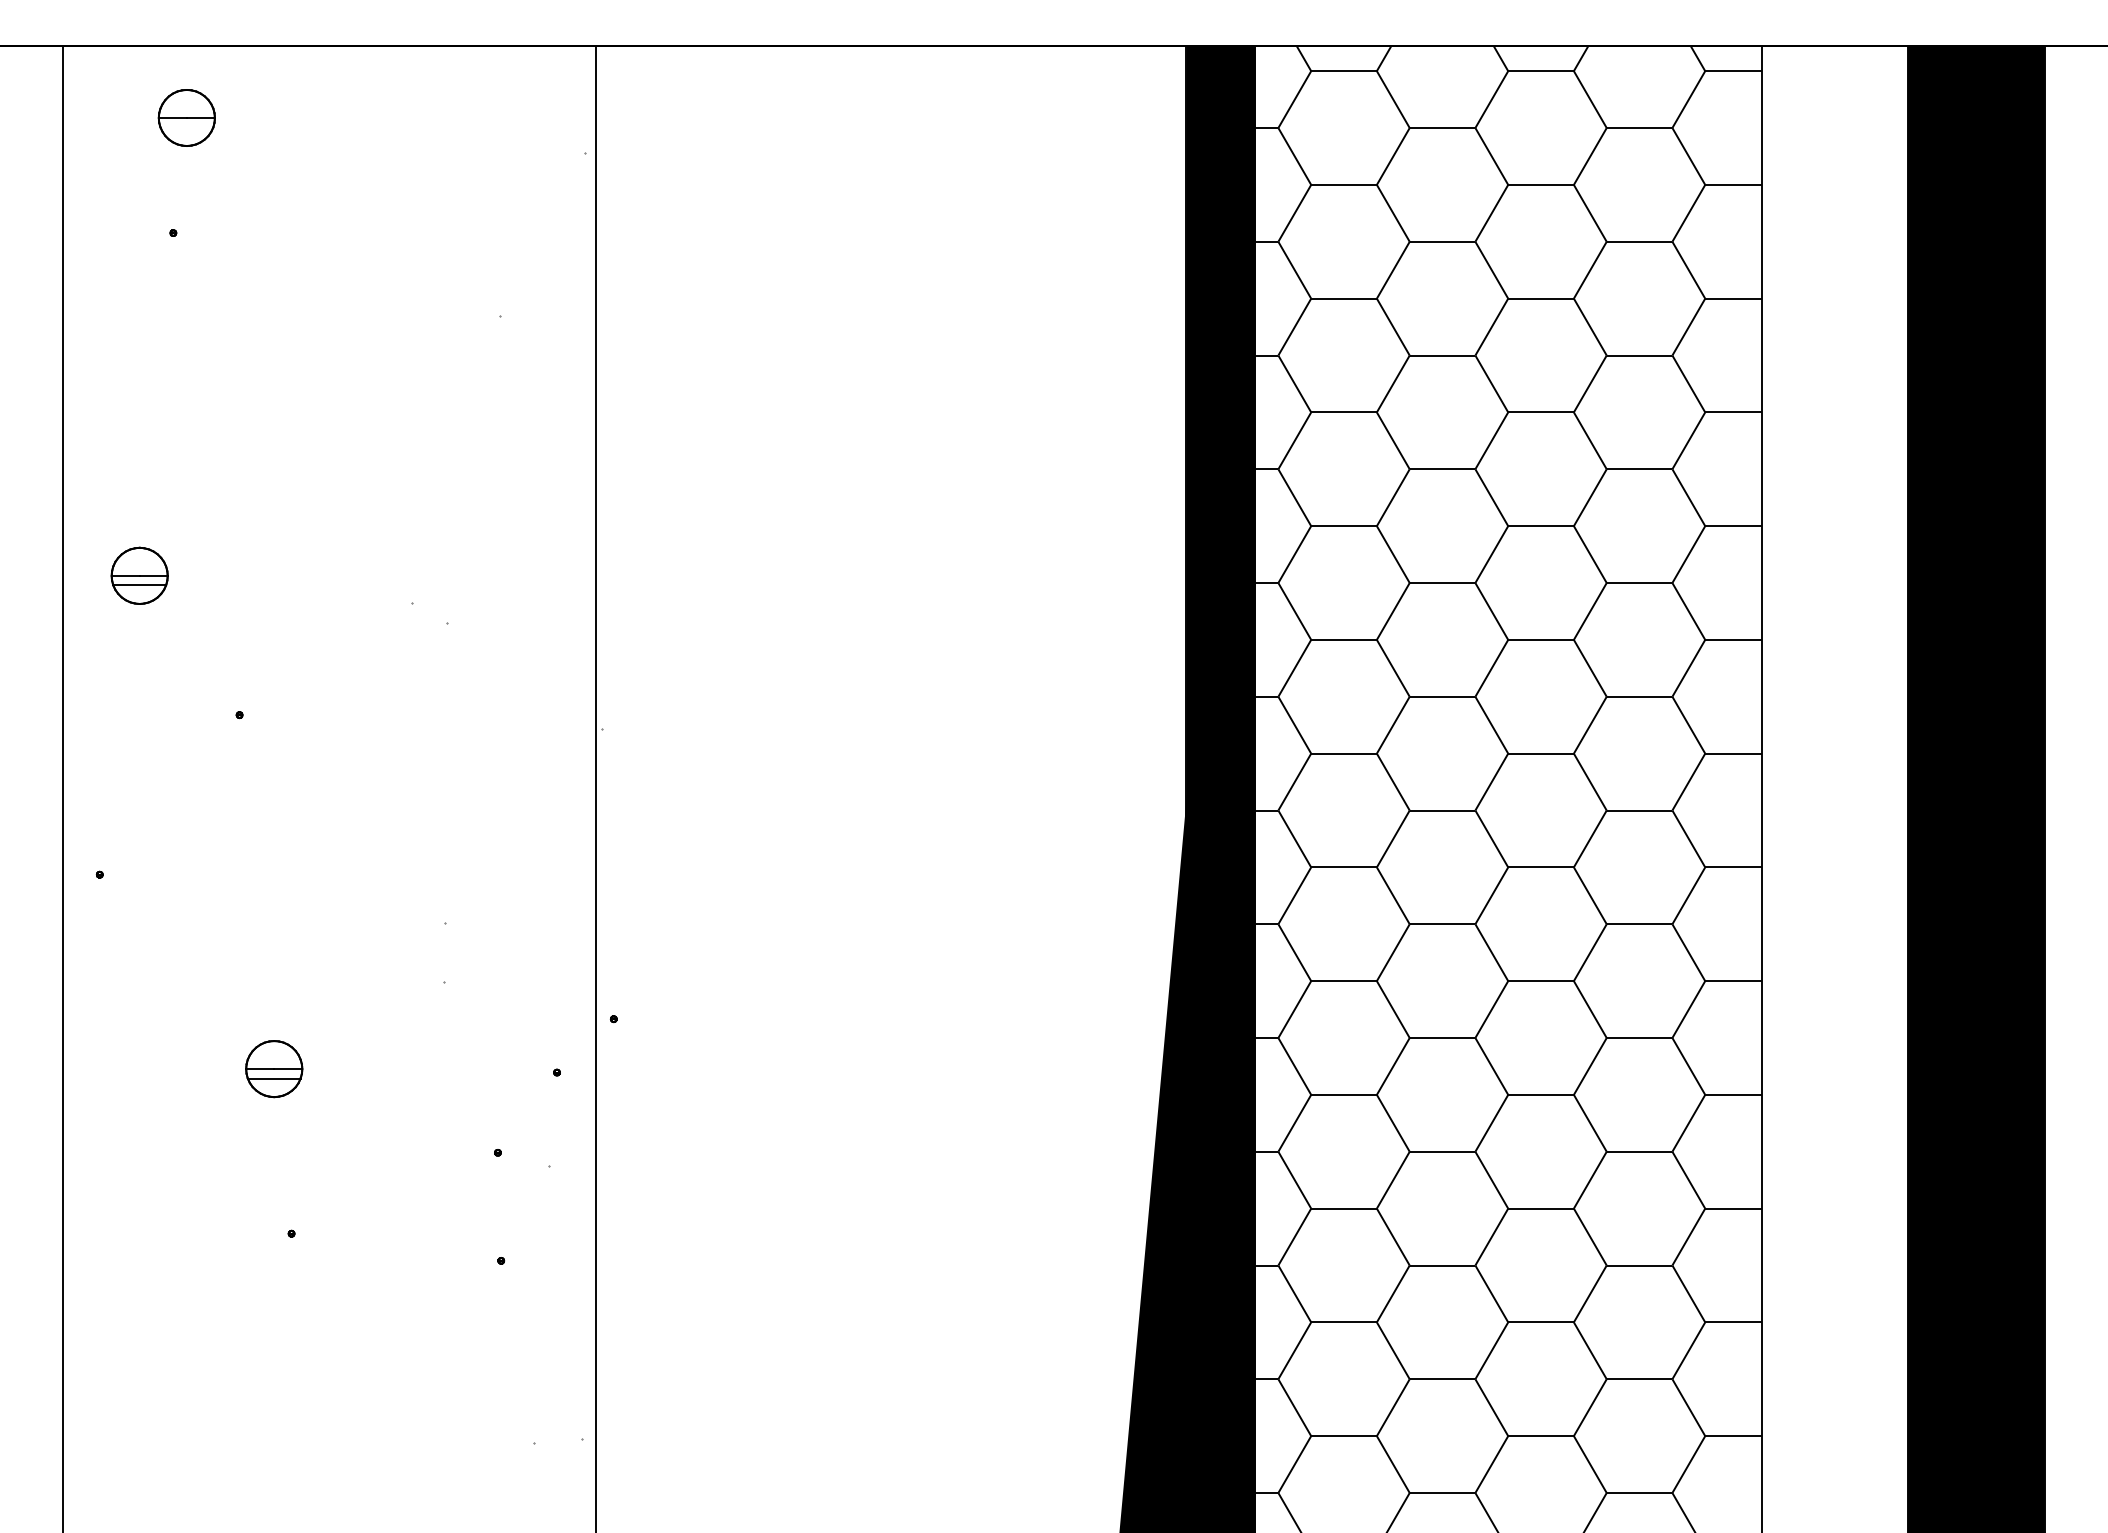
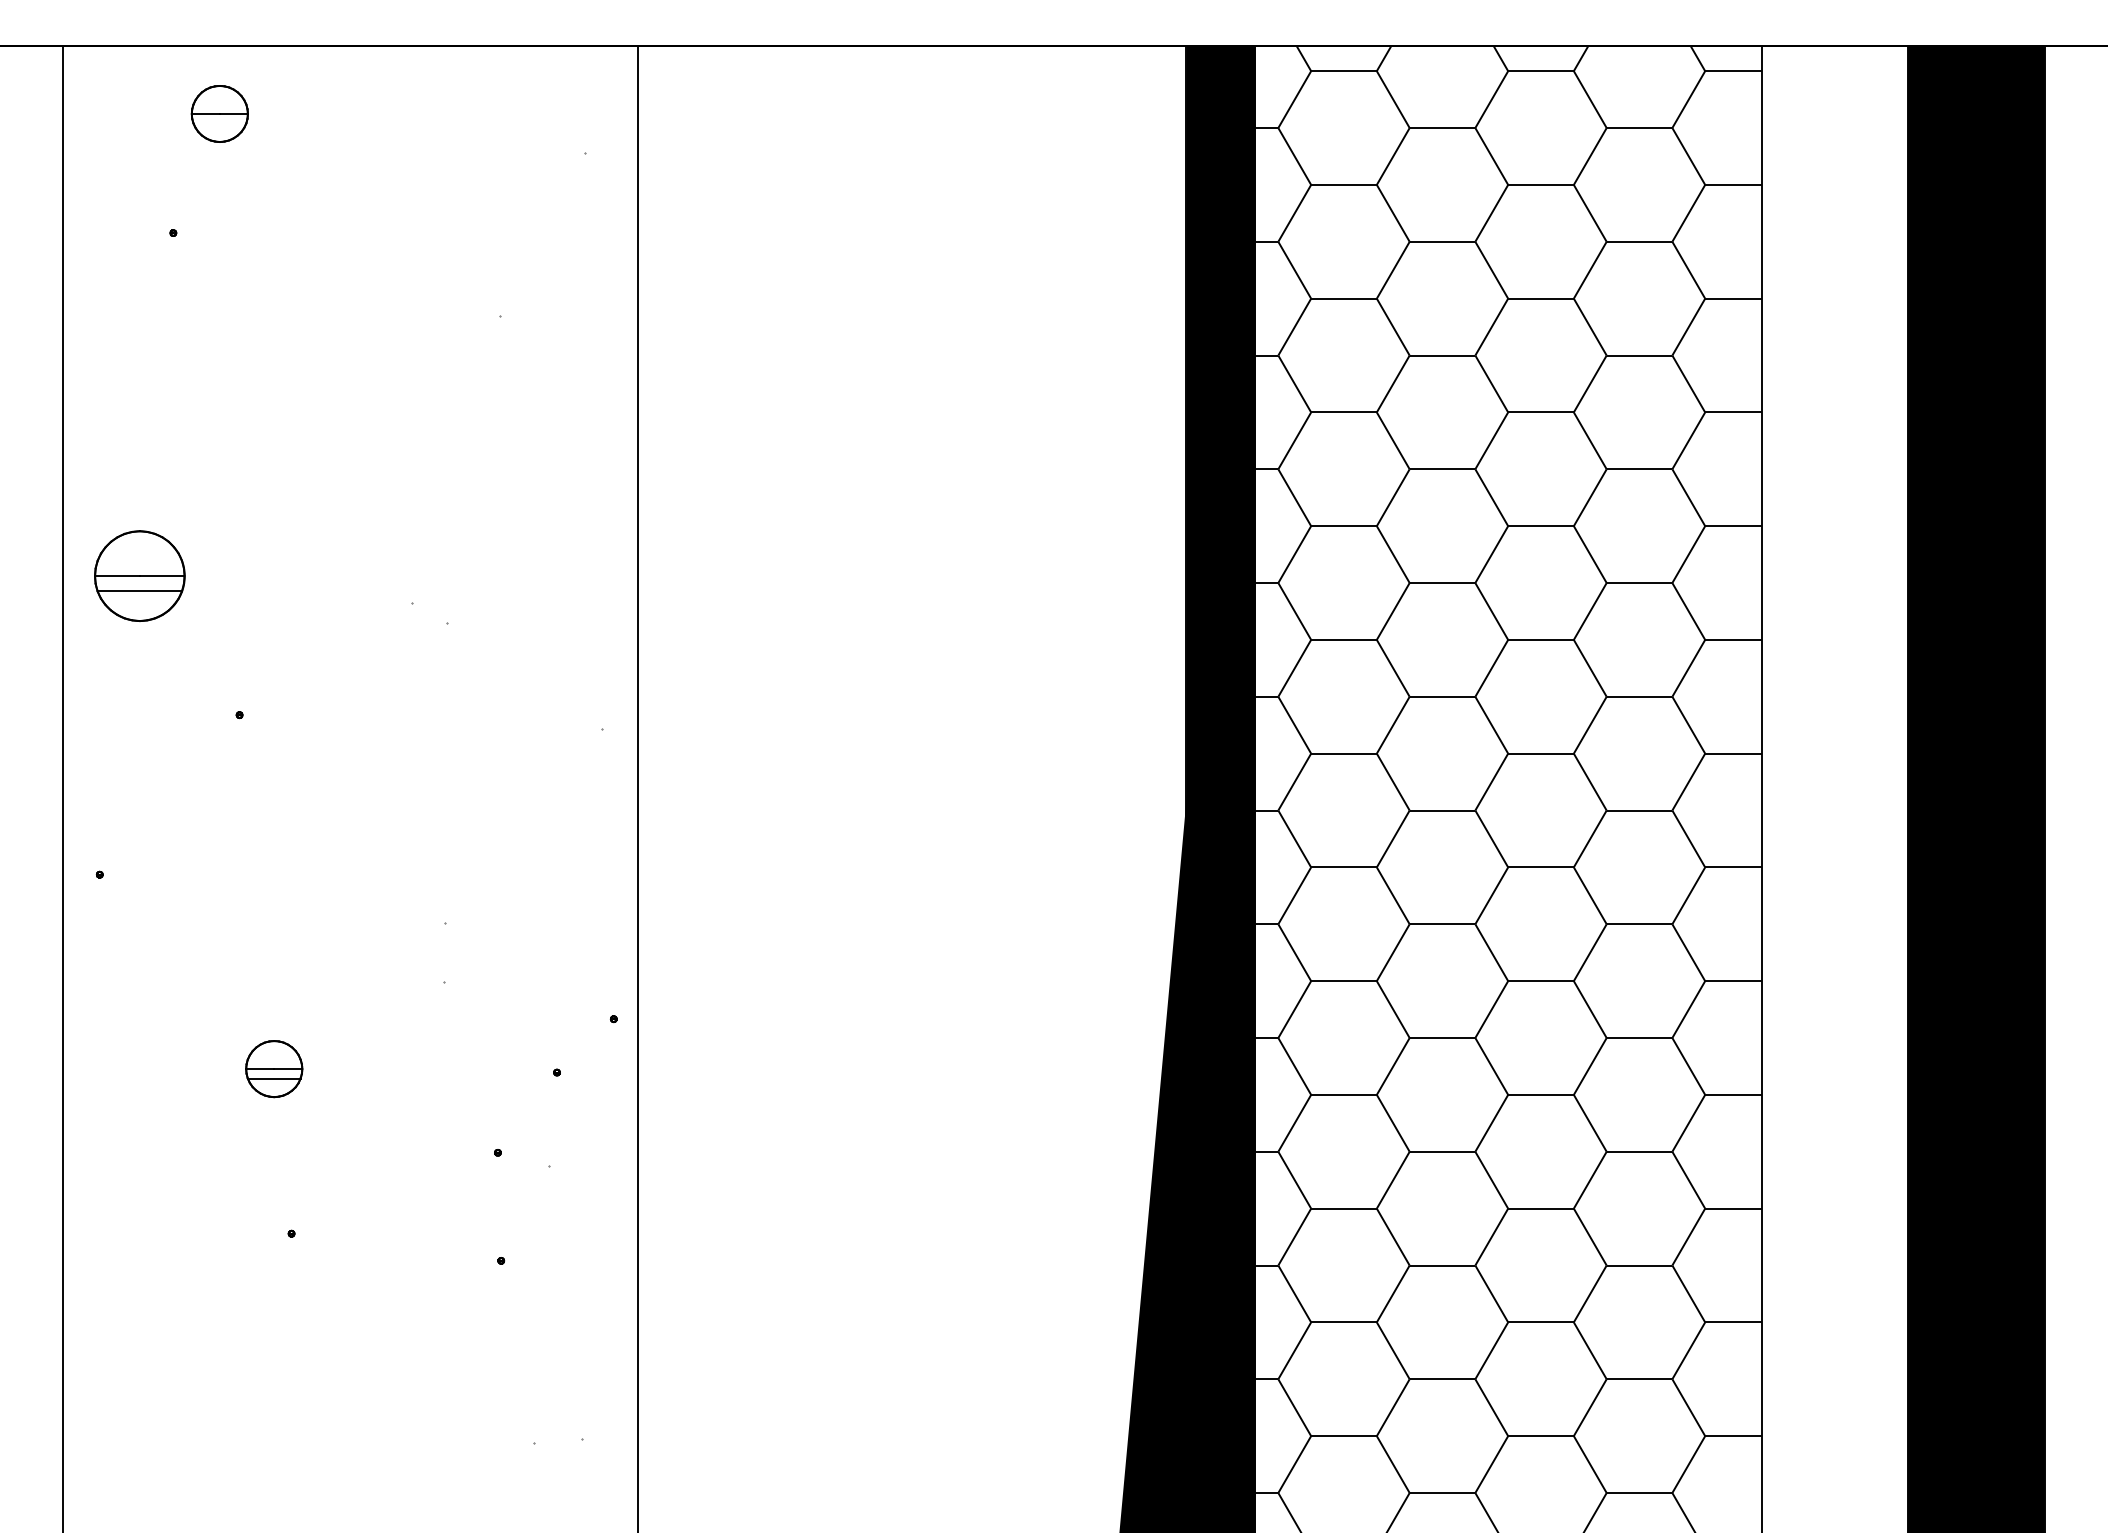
part position: (186, 117) -> (219, 113) (219, 113)
part size: 59x59 px -> 92x92 px (139, 575)
line position: (595, 787) -> (637, 787) (637, 787)
